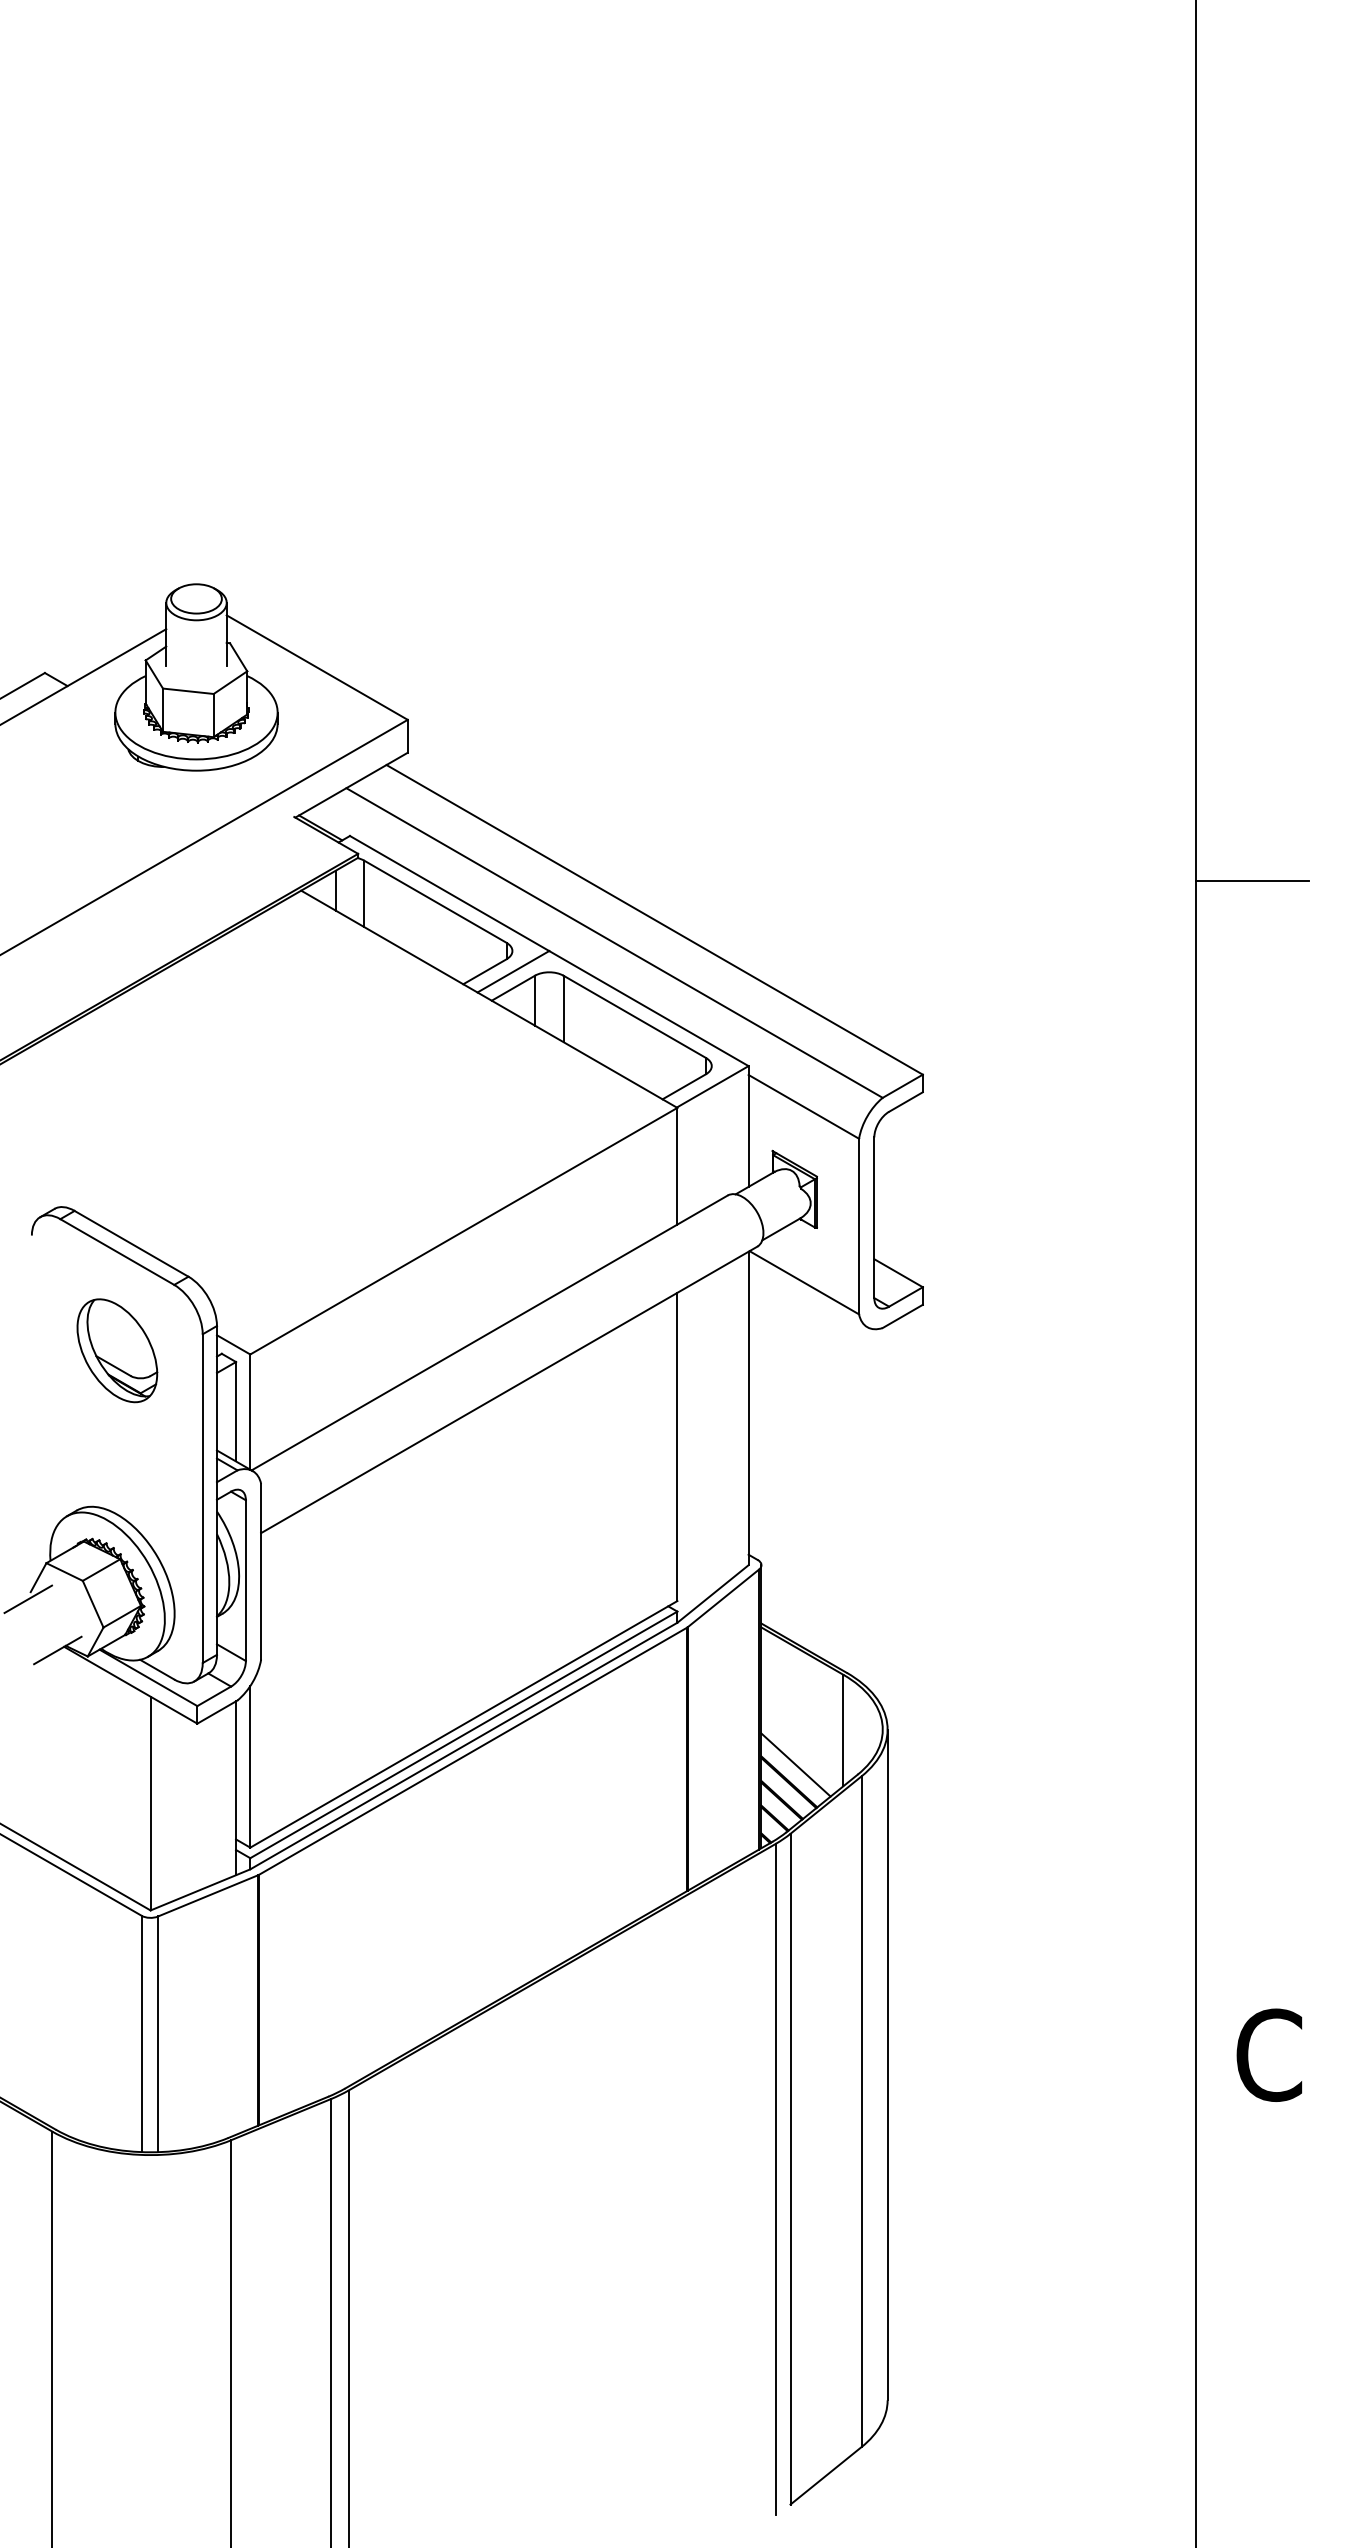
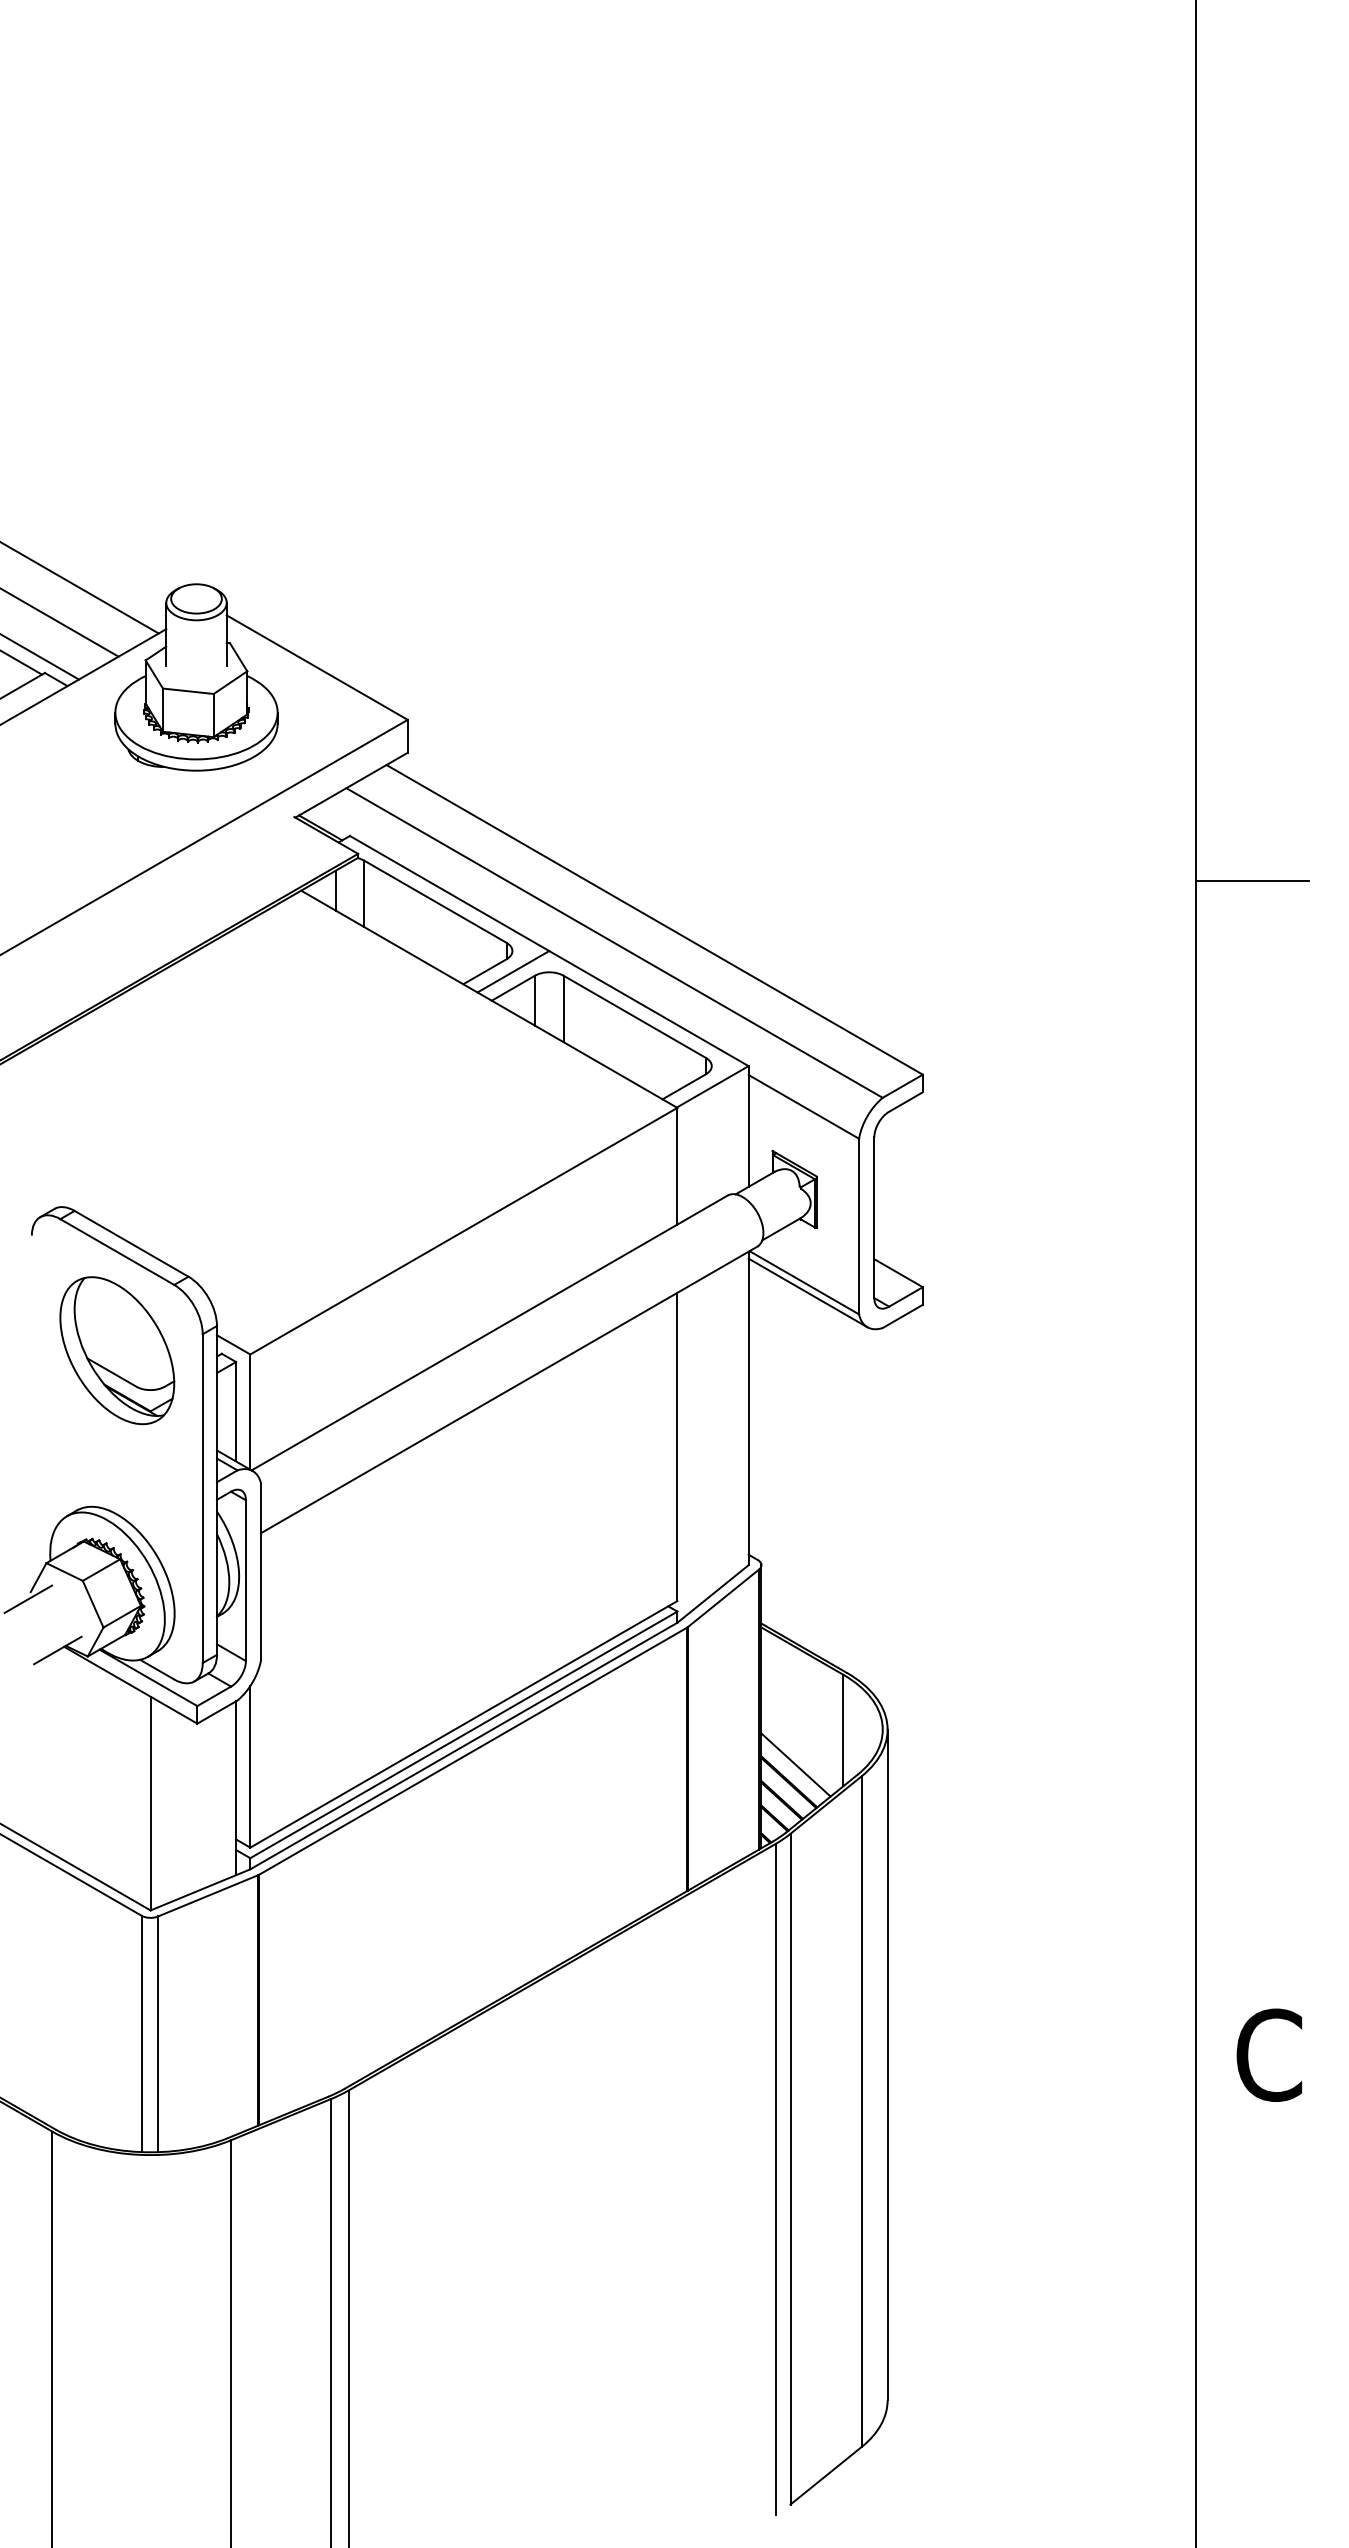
line: none -> present (80, 588)
line: none -> present (60, 622)
line: none -> present (40, 657)
line: none -> present (22, 662)
line: none -> present (807, 1292)
part size: 83x106 px -> 117x150 px (117, 1350)
